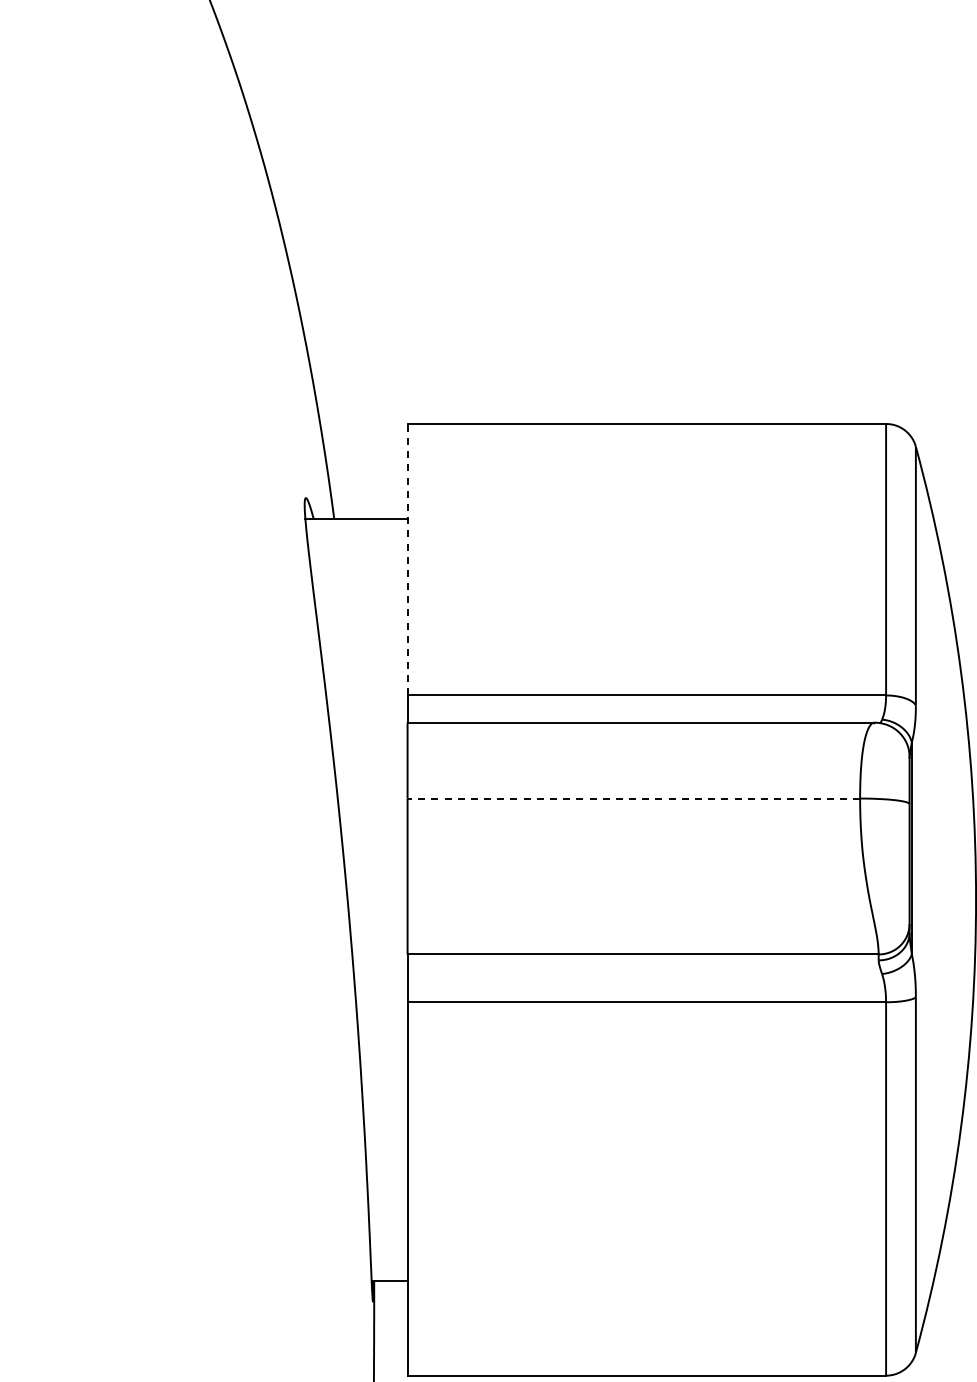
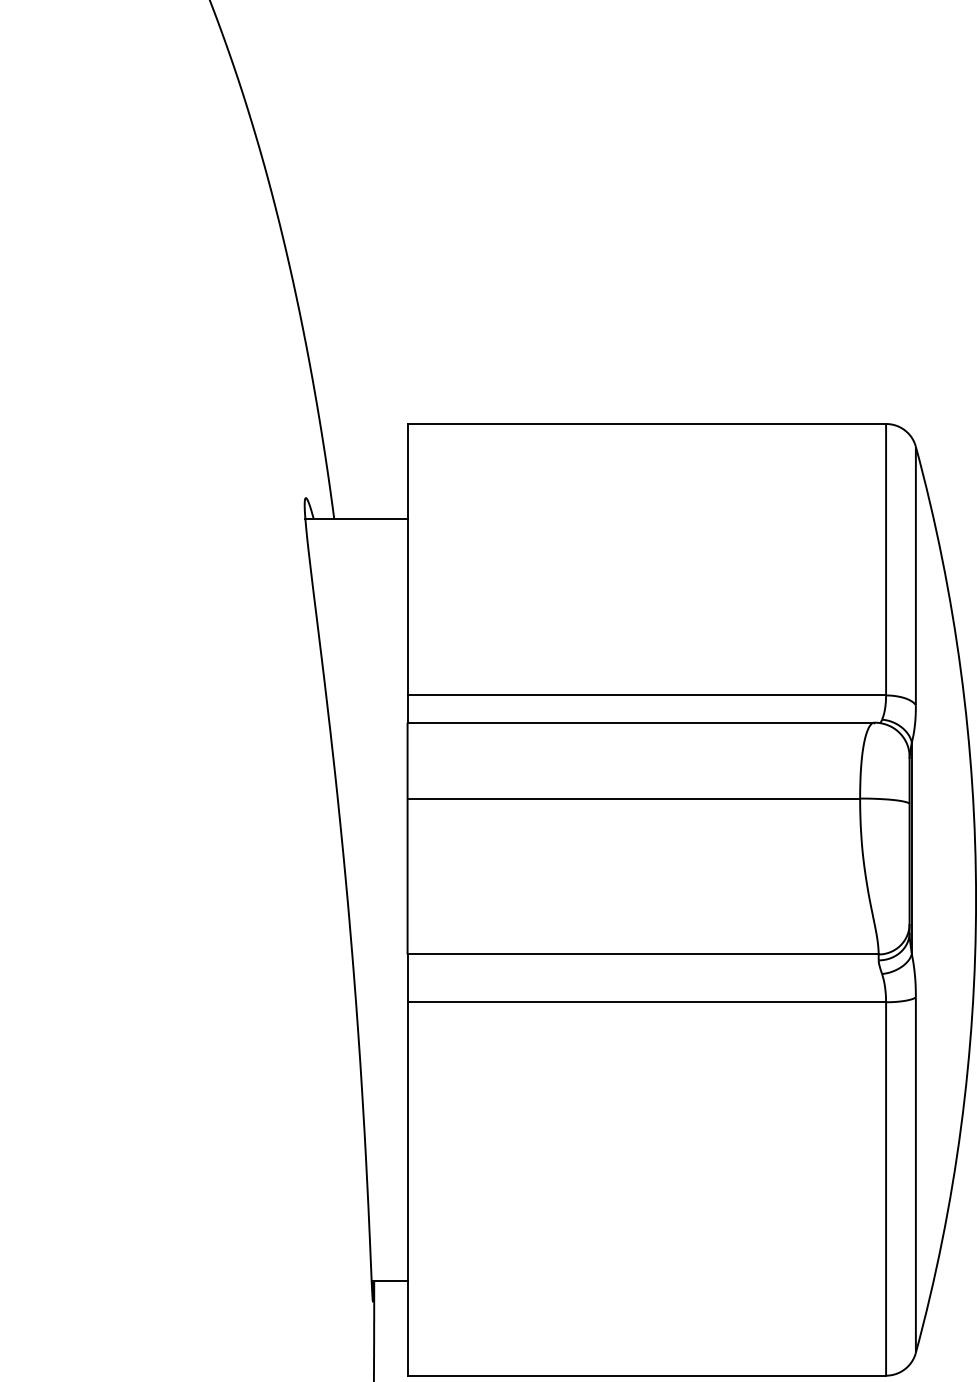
line: dashed -> solid (407, 559)
line: dashed -> solid (633, 798)
